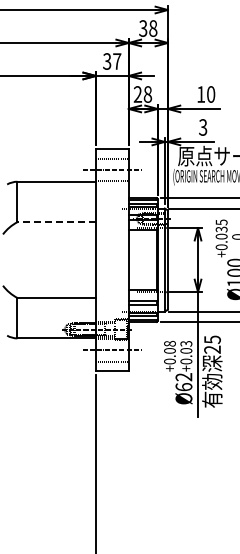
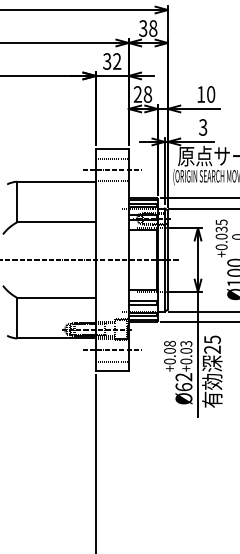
text: 37 -> 32 (117, 61)
line: dashed -> solid (56, 222)
line: none -> present (90, 260)
